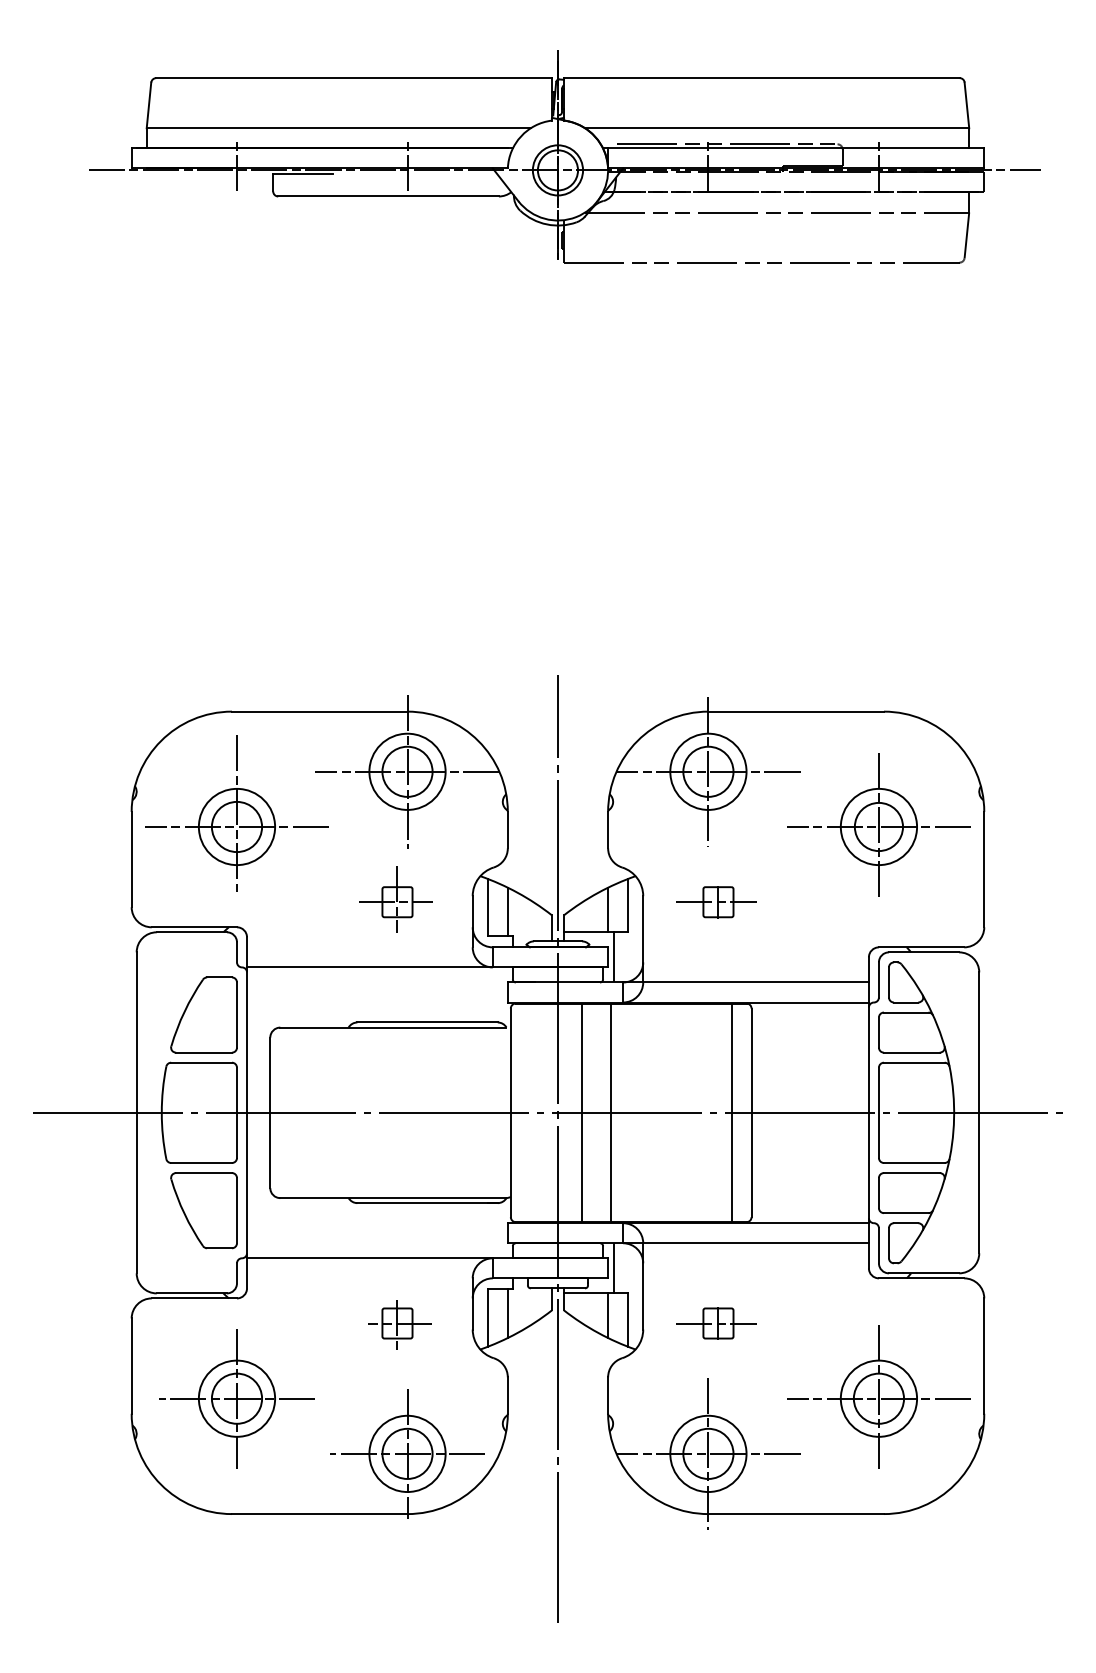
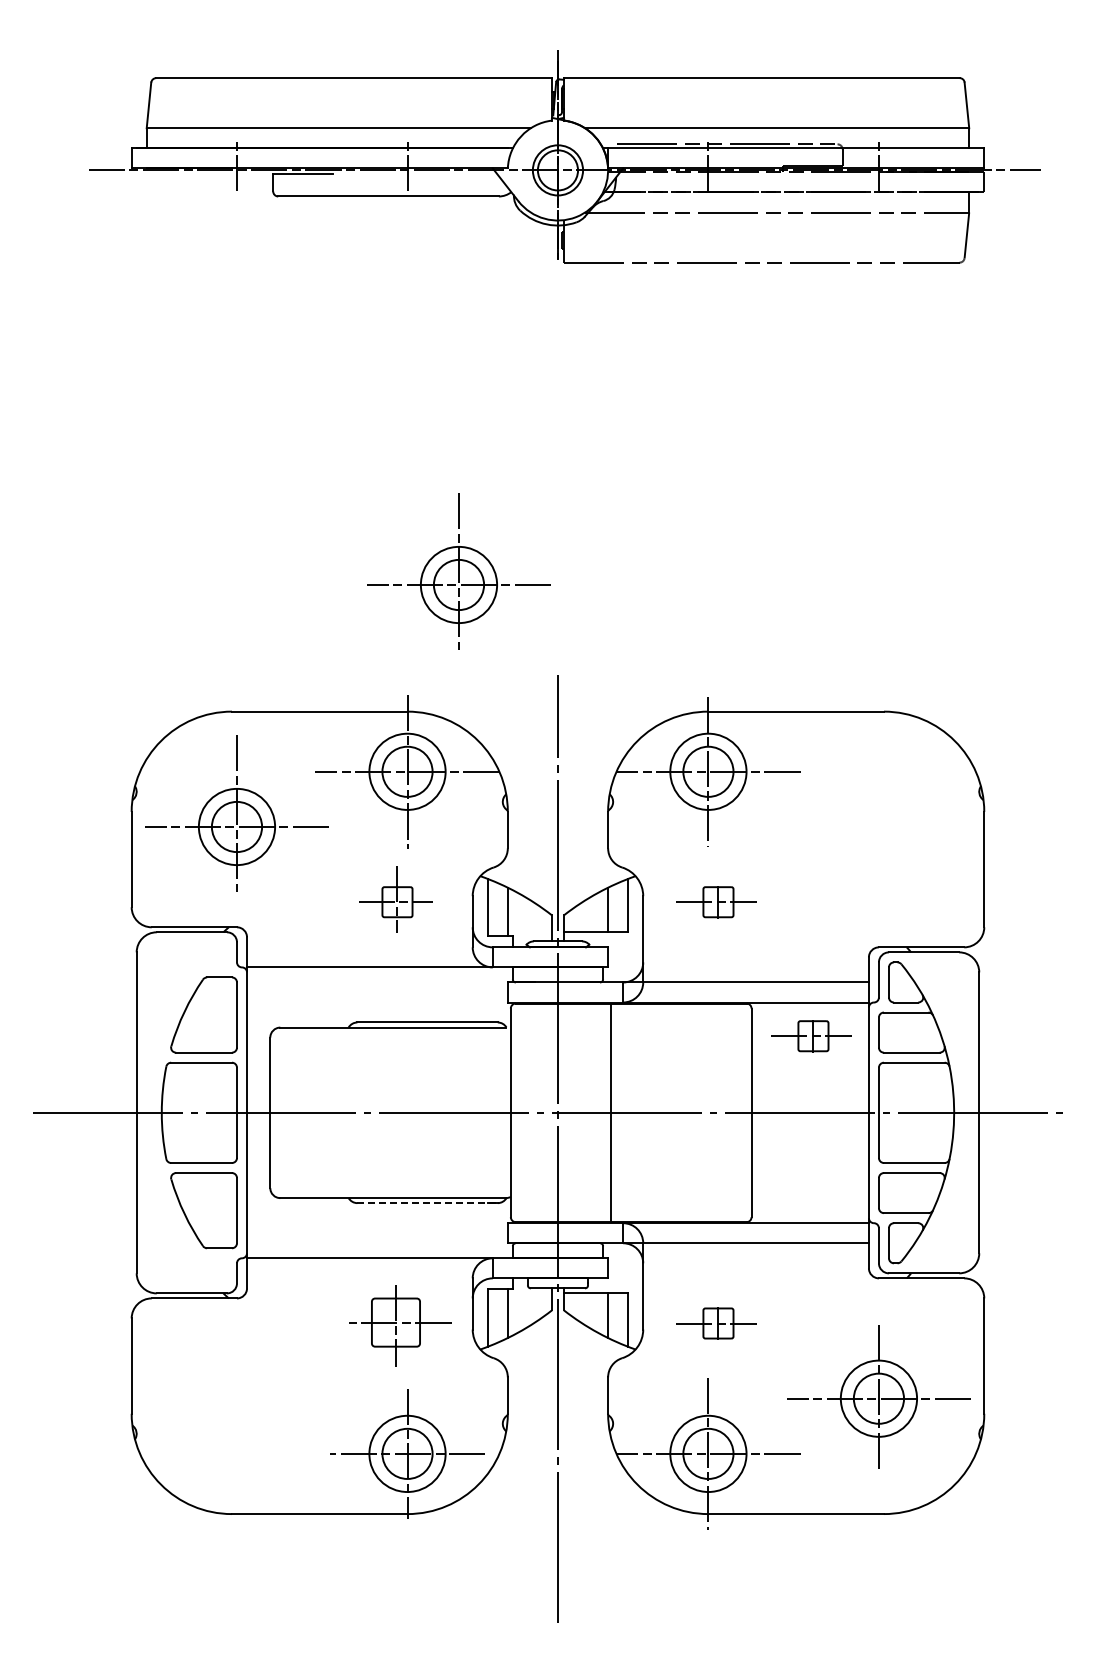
part: none -> present (458, 571)
part: present -> none (878, 824)
line: present -> none (613, 956)
part: none -> present (811, 1036)
line: present -> none (582, 1112)
line: present -> none (731, 1112)
line: solid -> dashed (428, 1203)
line: present -> none (613, 1268)
part size: 64x50 px -> 103x82 px (400, 1325)
part: present -> none (236, 1398)
